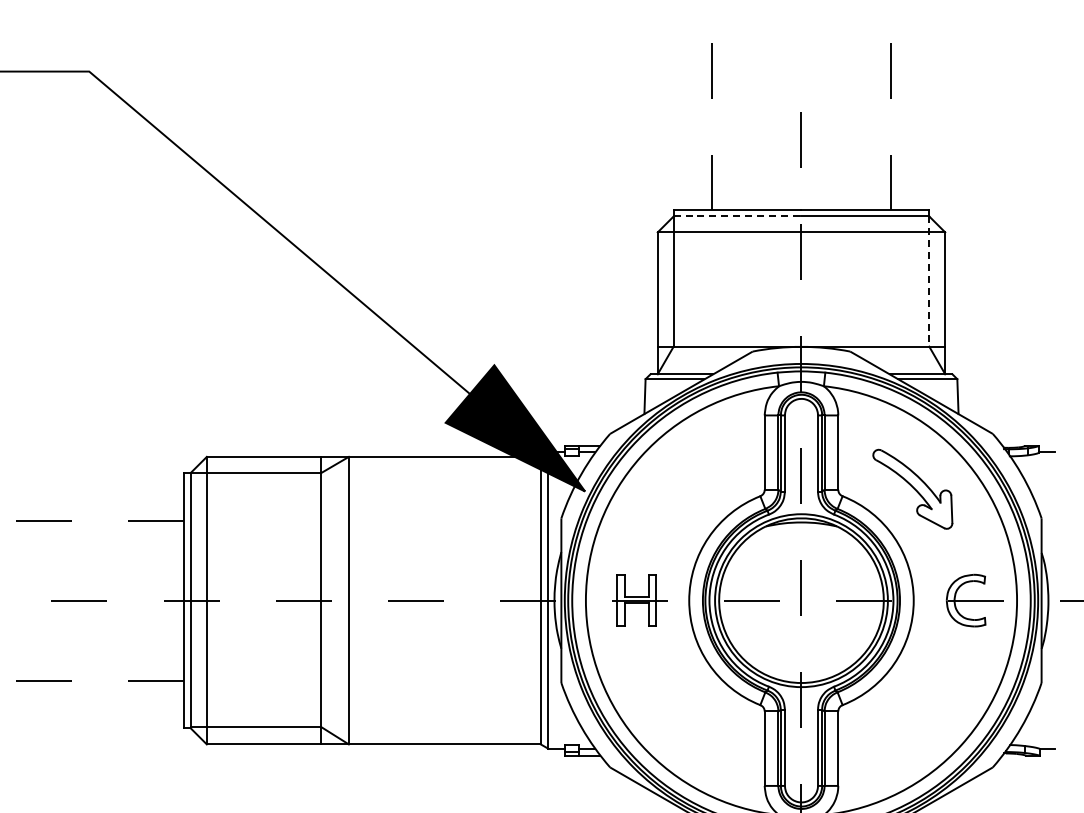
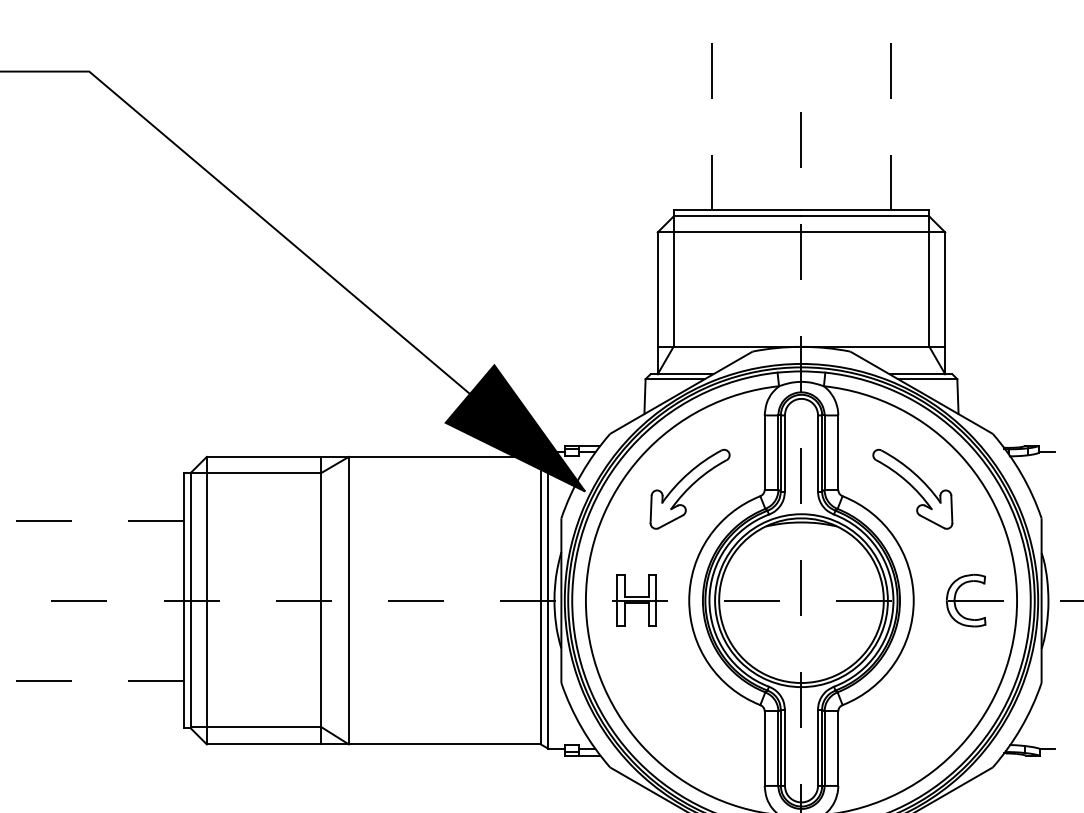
line: dashed -> solid (737, 216)
line: dashed -> solid (929, 282)
part: none -> present (689, 488)
